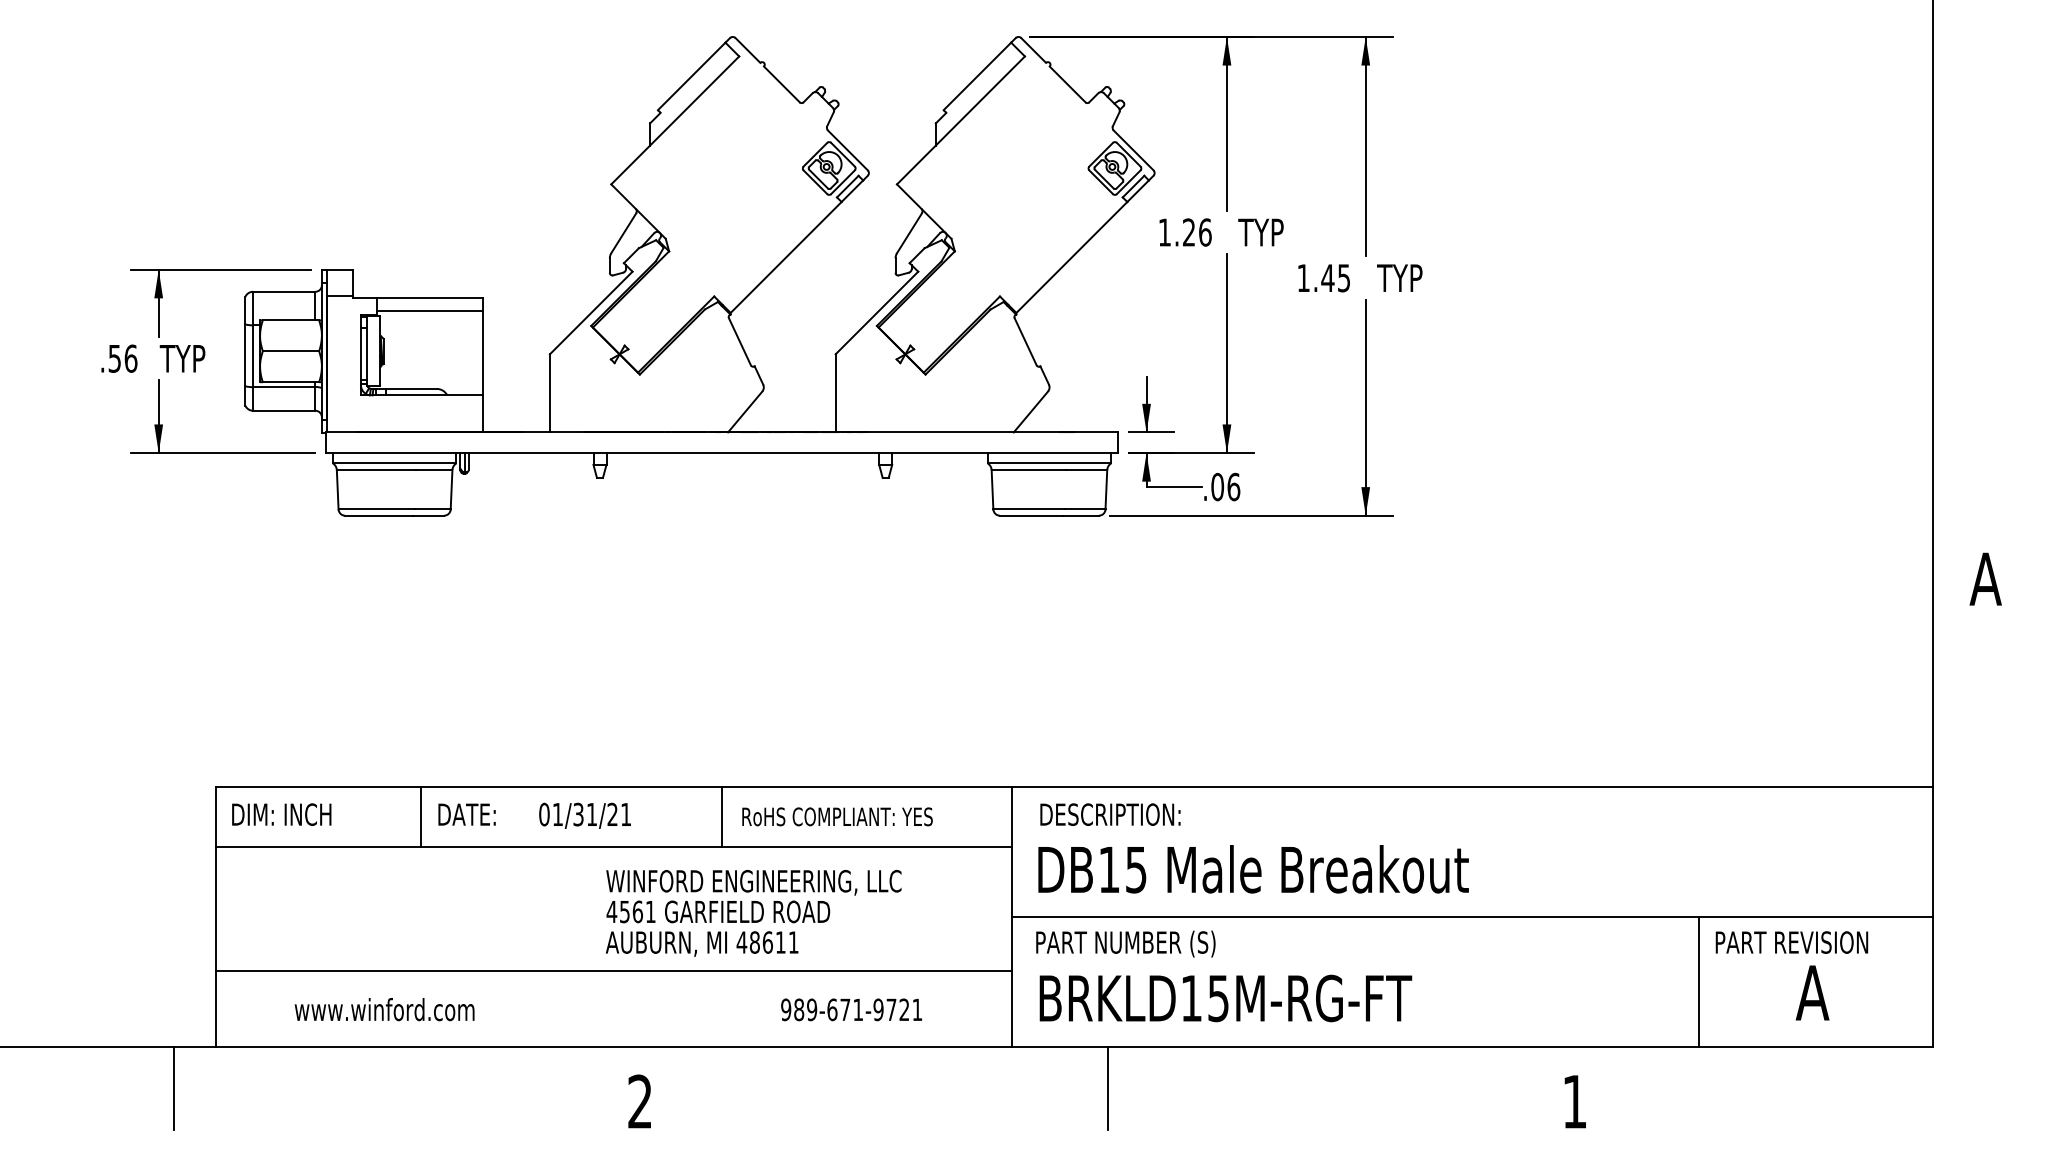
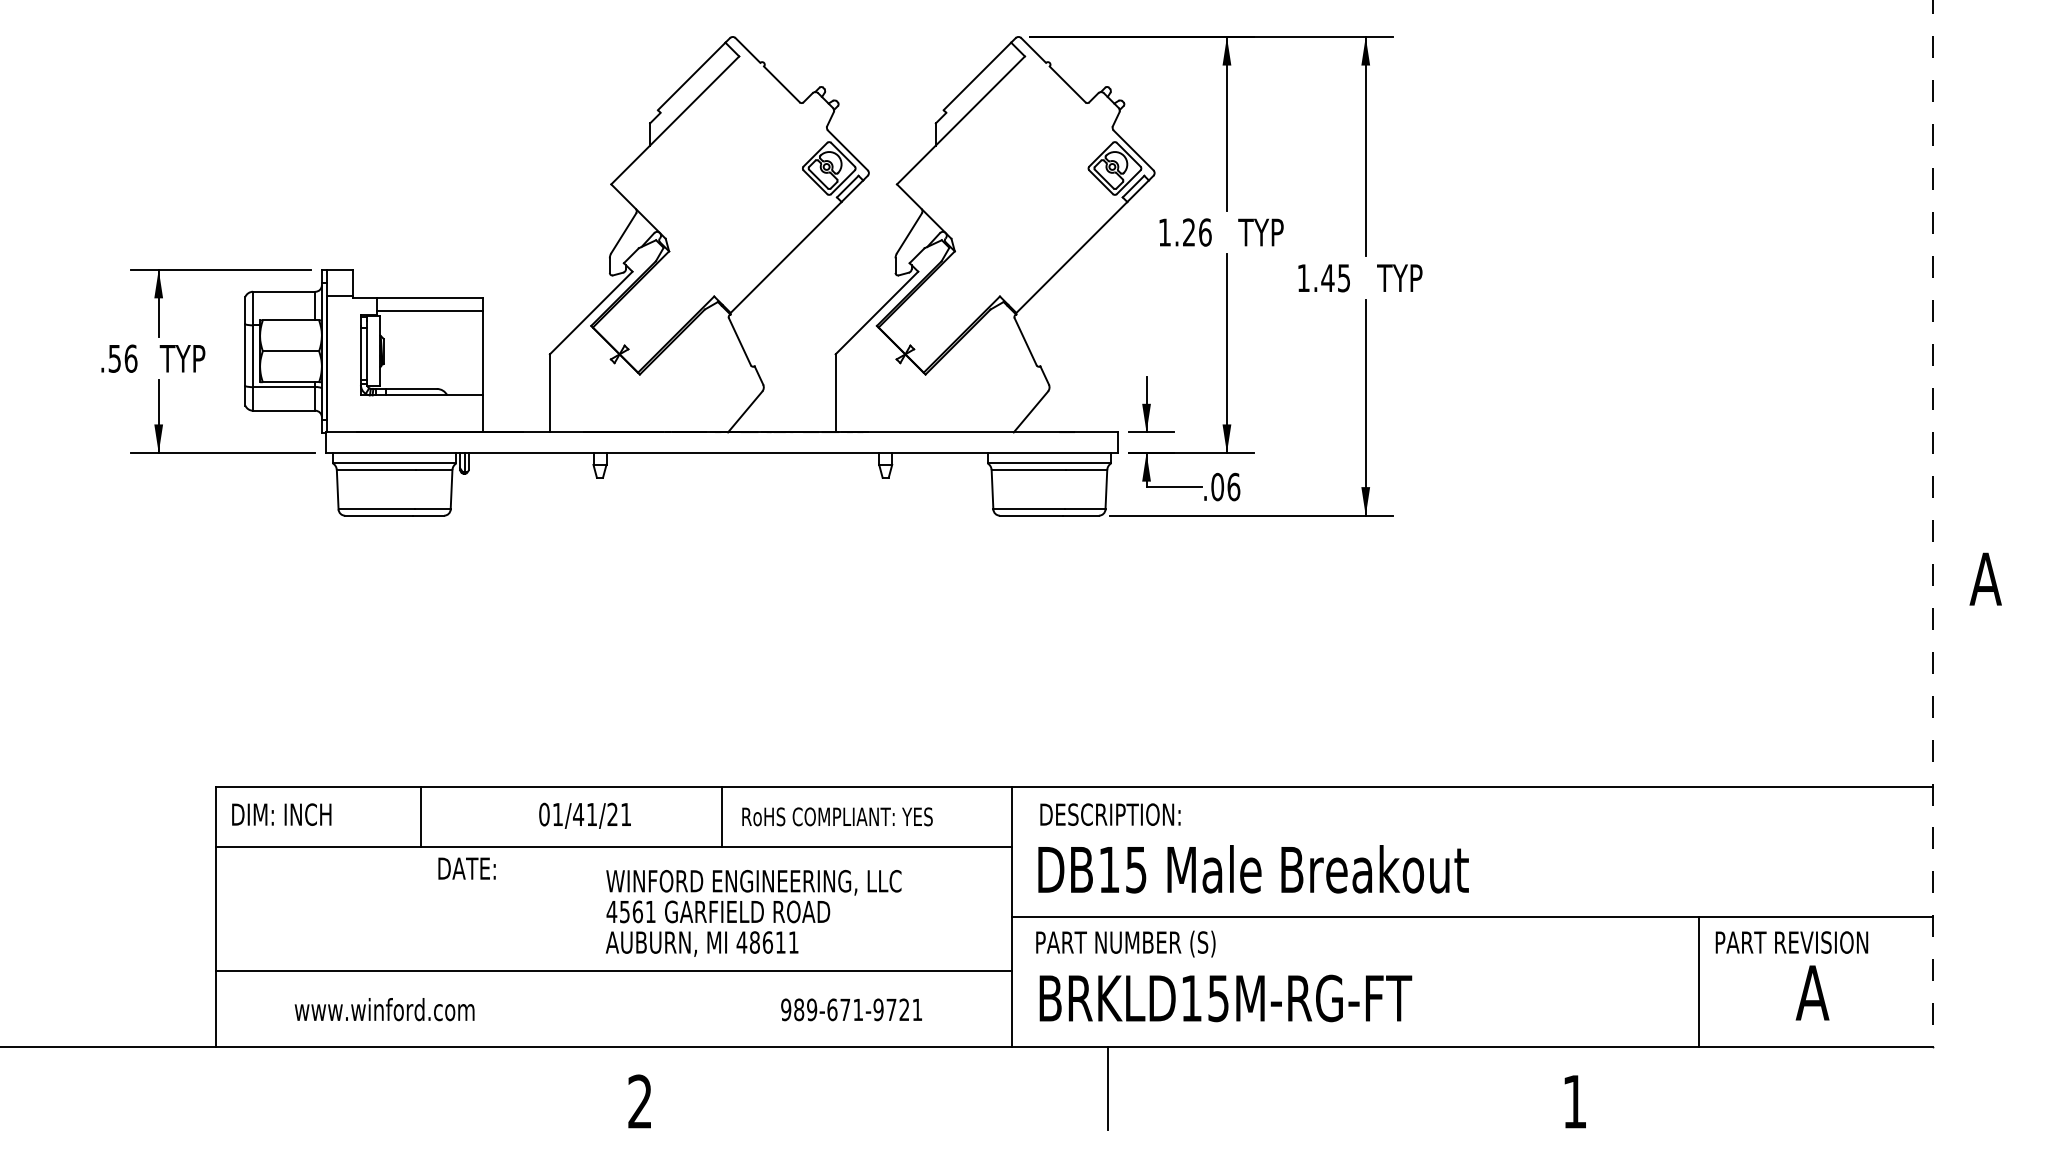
line: solid -> dashed (1932, 524)
text position: (466, 814) -> (466, 868) (466, 868)
text: 01/31/21 -> 01/41/21 (578, 814)
line: present -> none (173, 1088)
